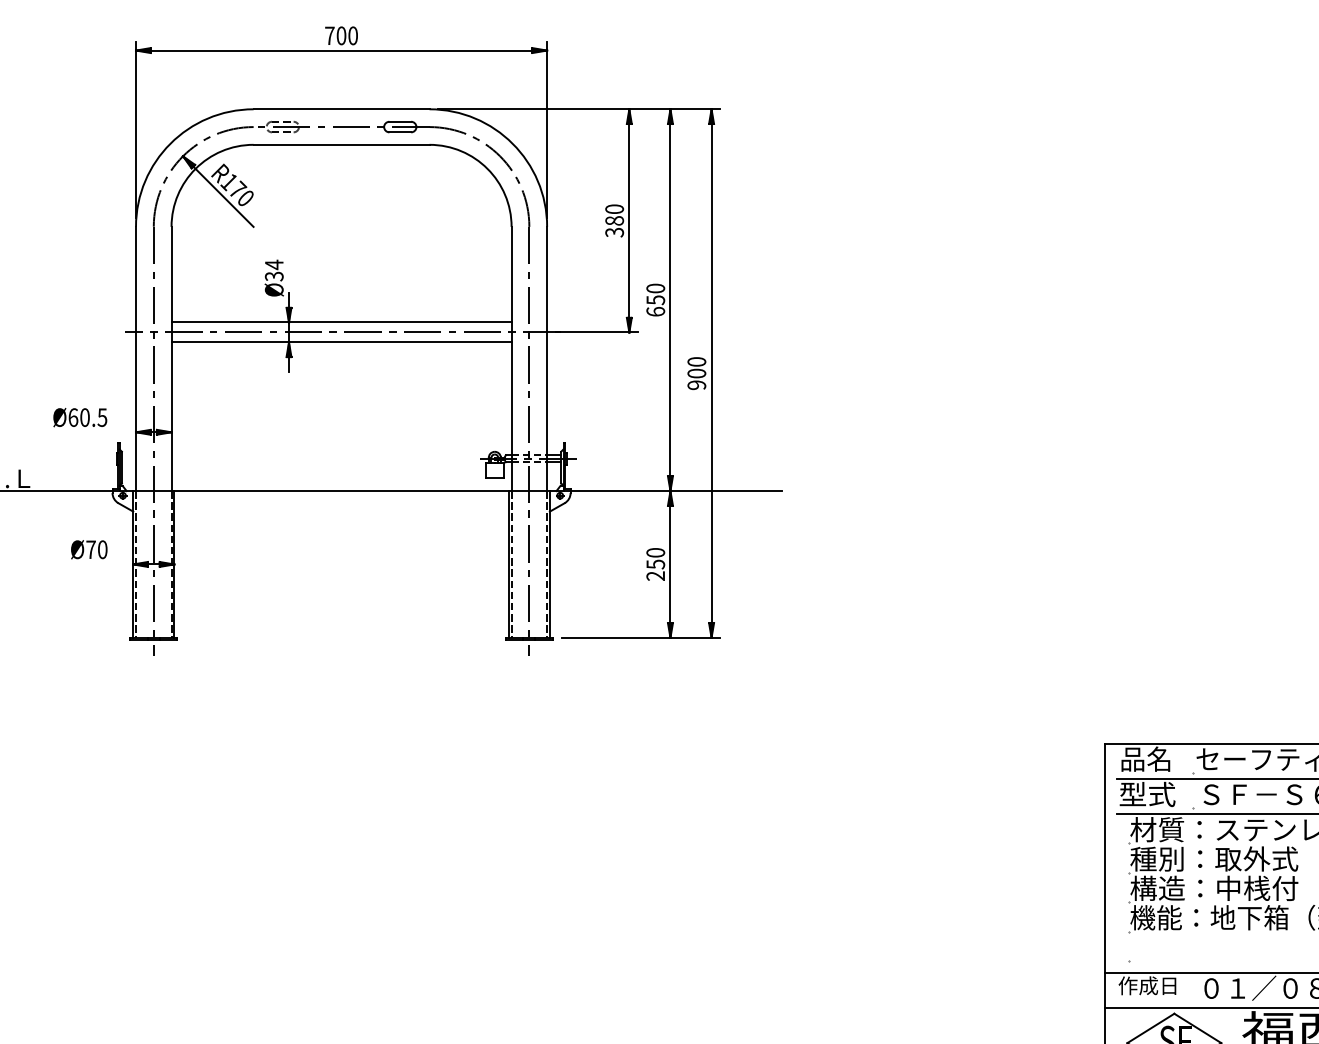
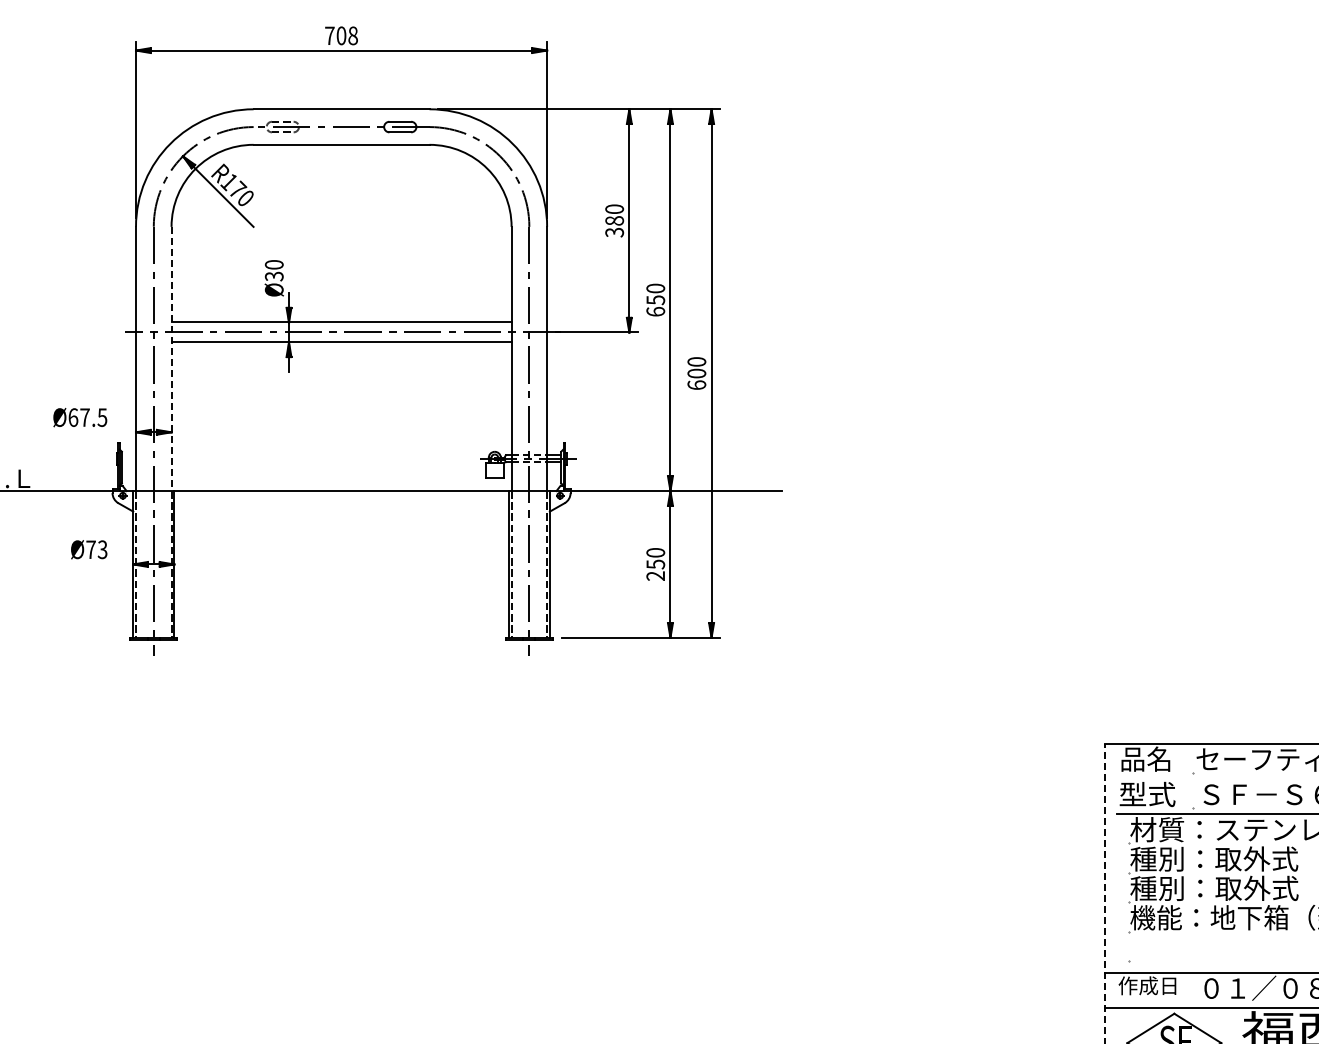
text: 700 -> 708 (352, 35)
text: Ø34 -> Ø30 (273, 264)
line: solid -> dashed (171, 359)
text: 900 -> 600 (696, 385)
text: Ø60.5 -> Ø67.5 (84, 417)
text: Ø70 -> Ø73 (102, 549)
line: present -> none (1215, 778)
text: 構造：中桟付 -> 種別：取外式 (1214, 888)
line: solid -> dashed (1105, 893)
